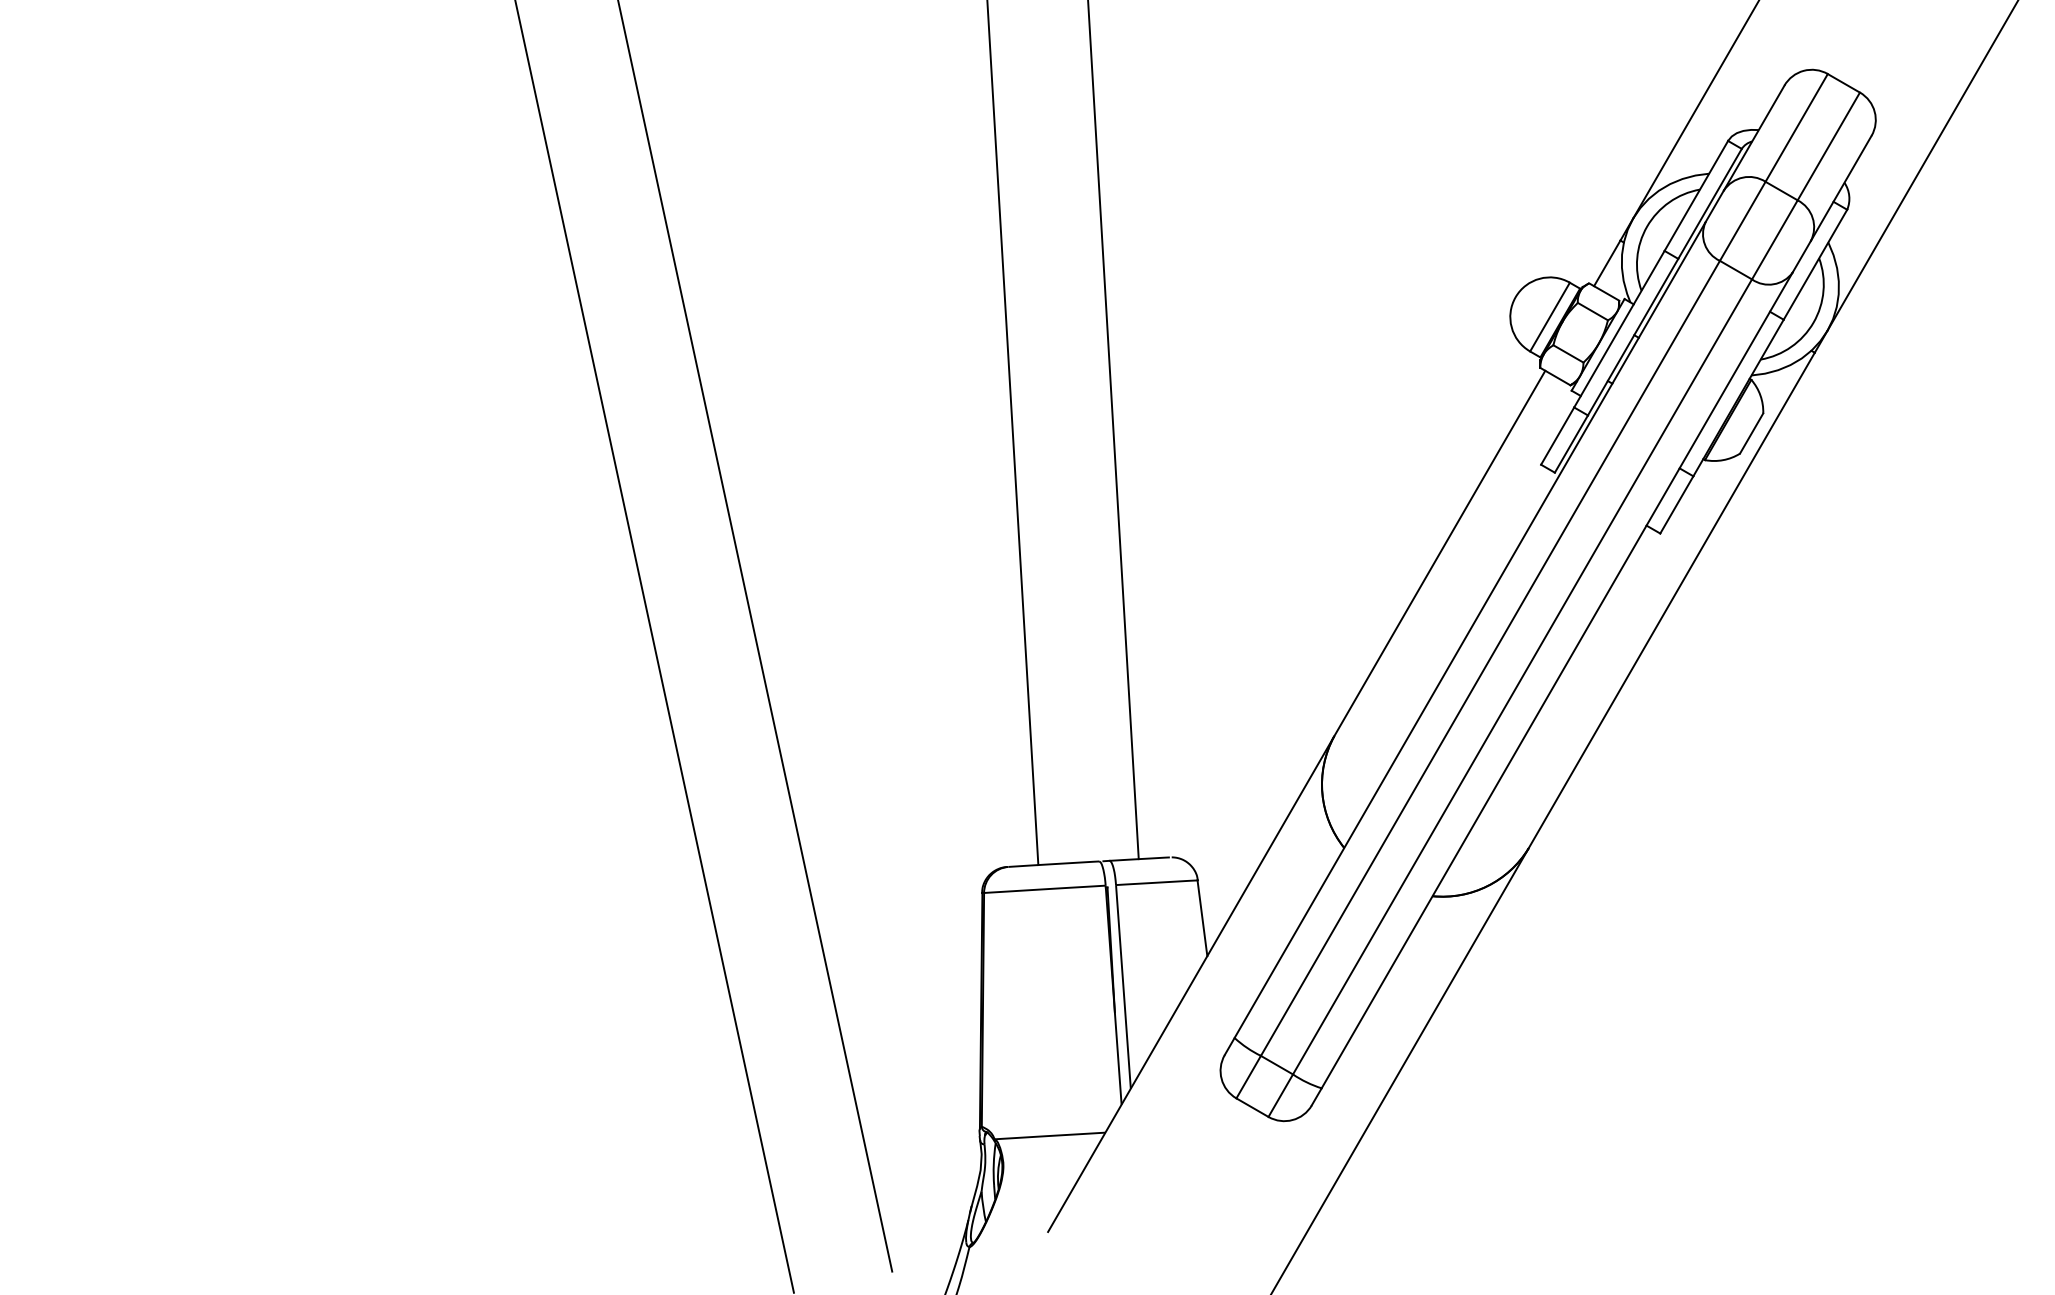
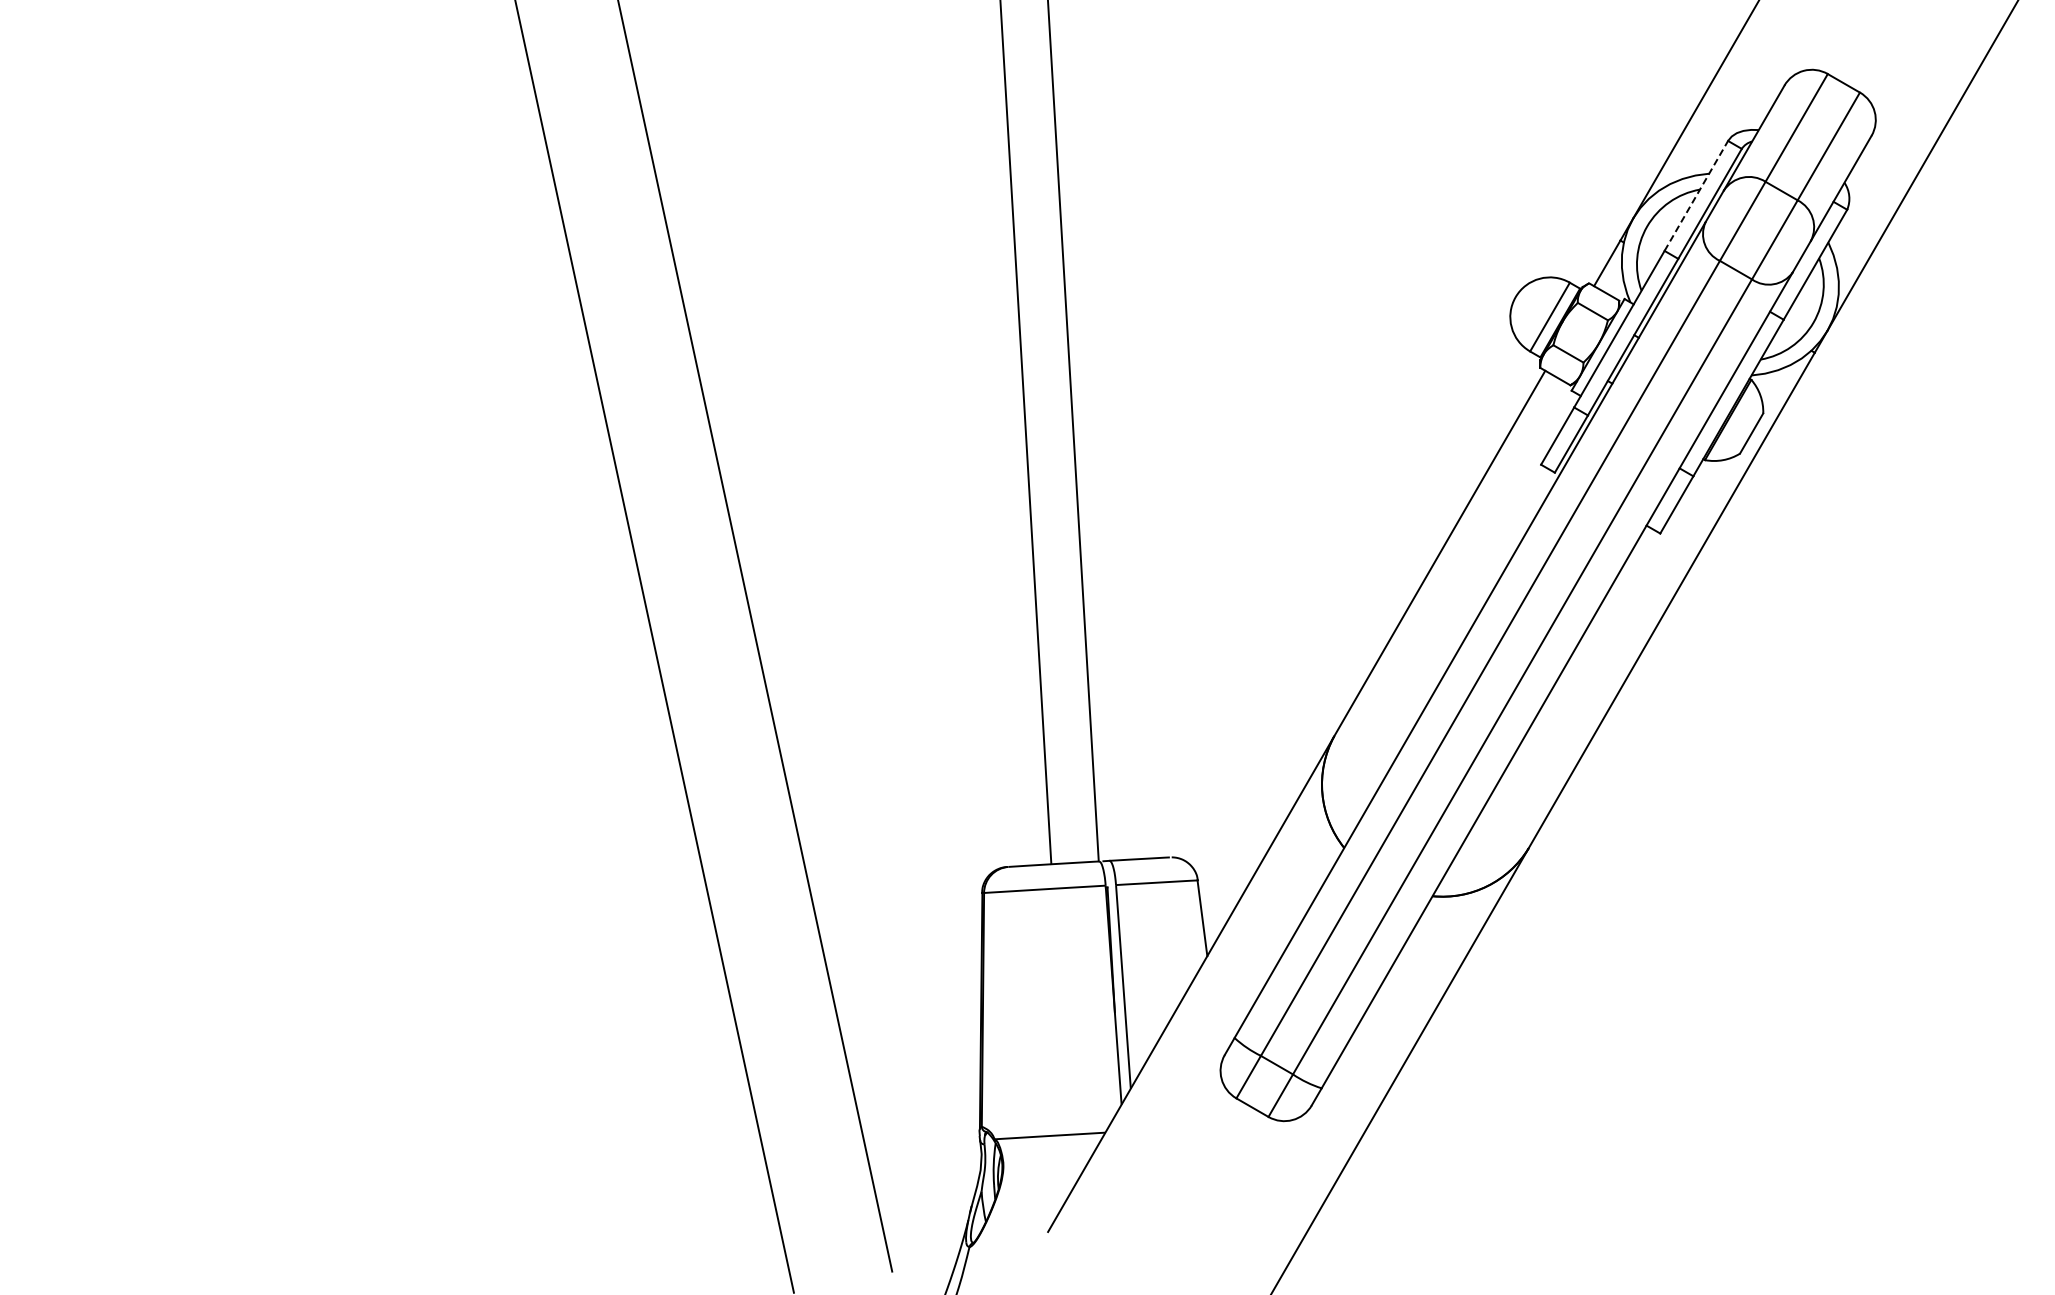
line: solid -> dashed (1696, 195)
line position: (1113, 430) -> (1073, 431) (1073, 431)
line position: (1012, 433) -> (1025, 433) (1025, 433)
